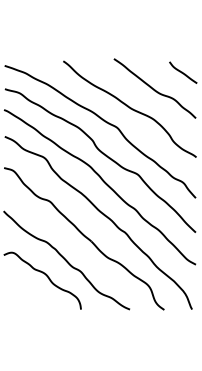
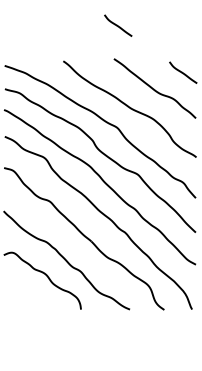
curve: none -> present (118, 25)
